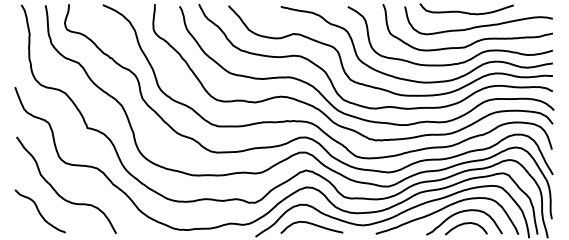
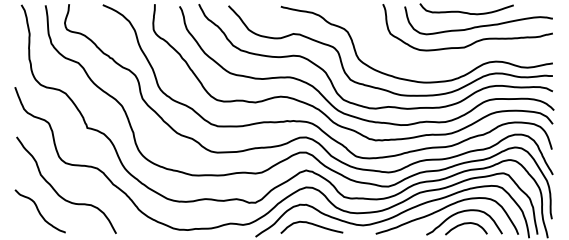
curve: present -> none (450, 63)
